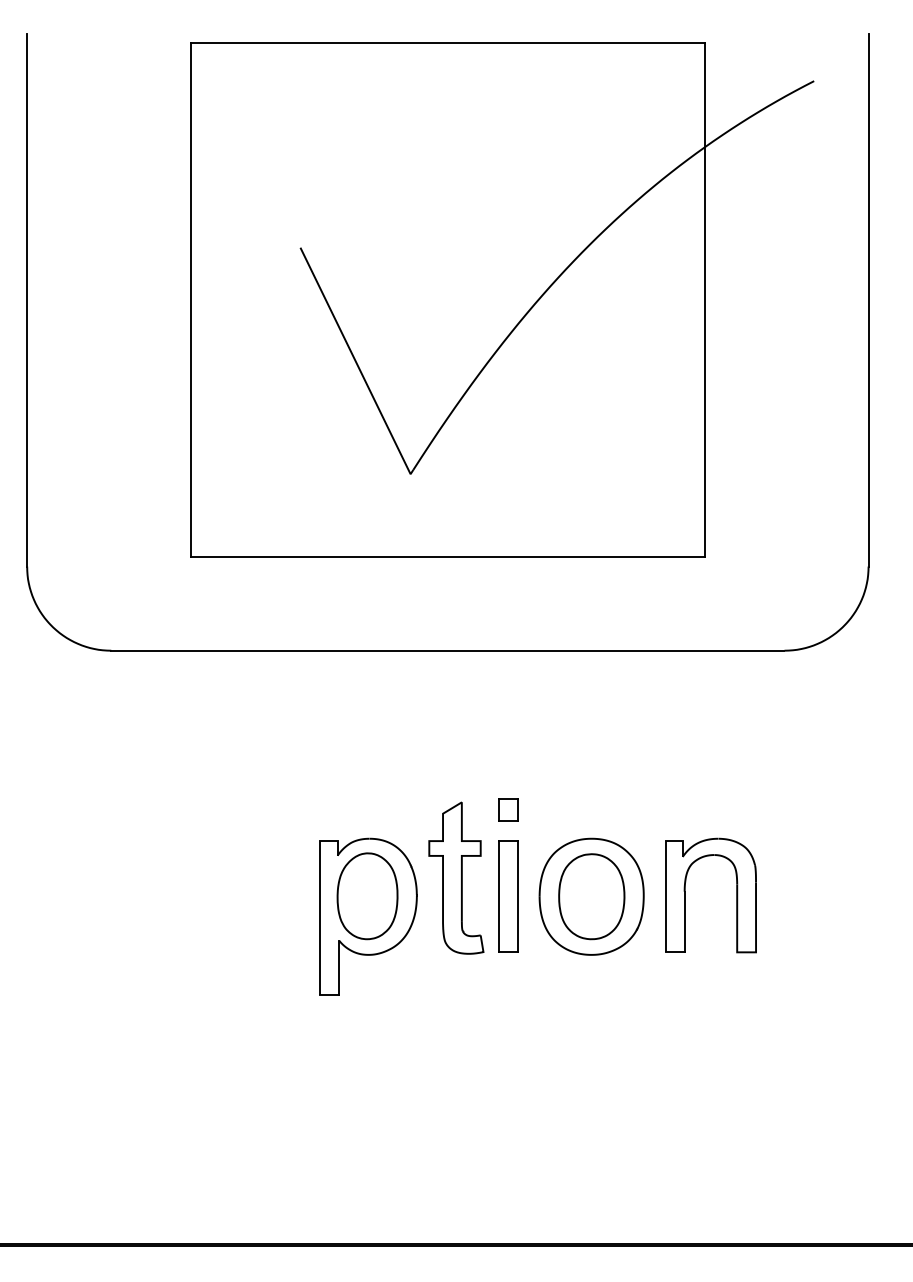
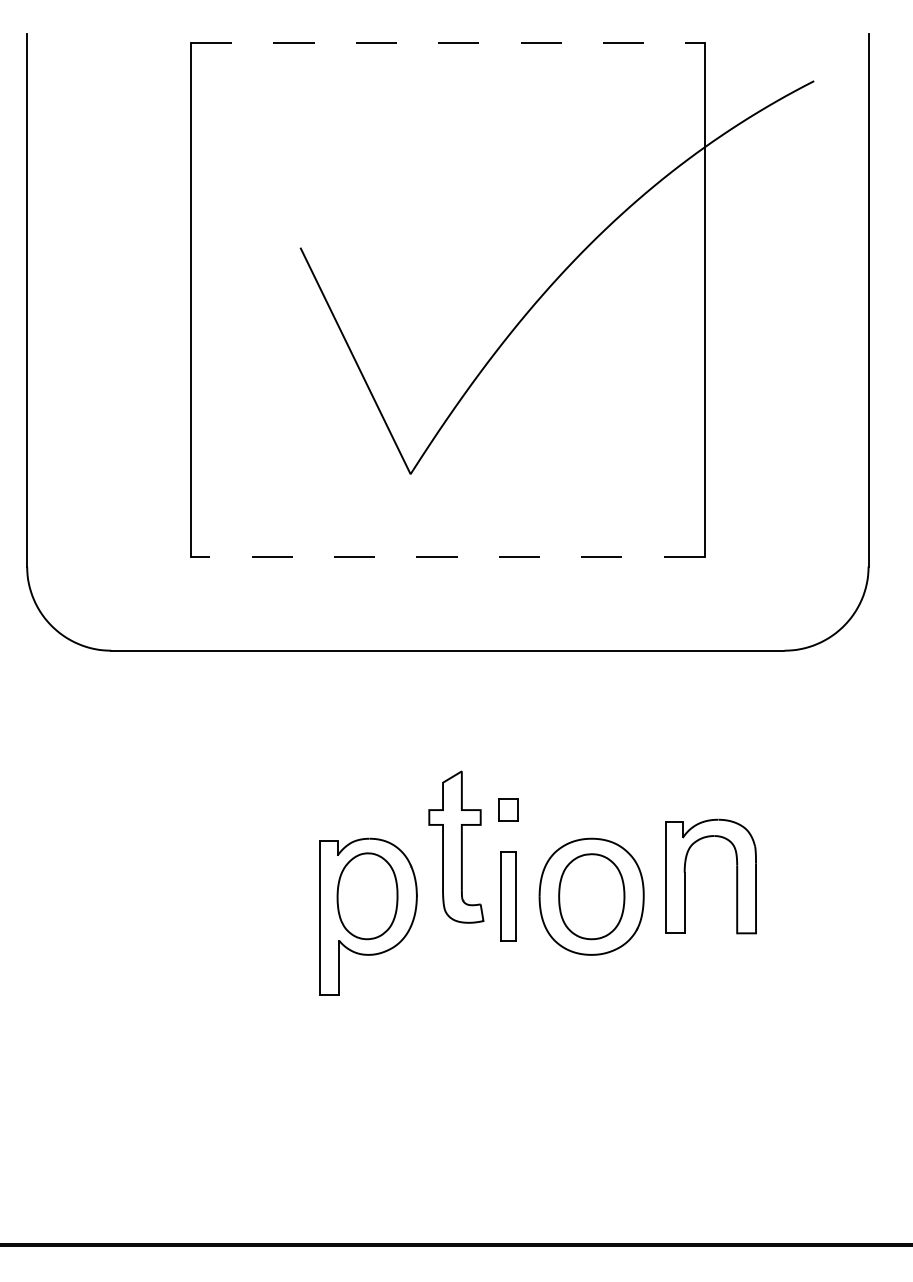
line: solid -> dashed (447, 43)
line: solid -> dashed (447, 556)
part position: (456, 877) -> (456, 846) (456, 846)
part position: (685, 895) -> (685, 876) (685, 876)
part size: 21x113 px -> 17x91 px (508, 896)
